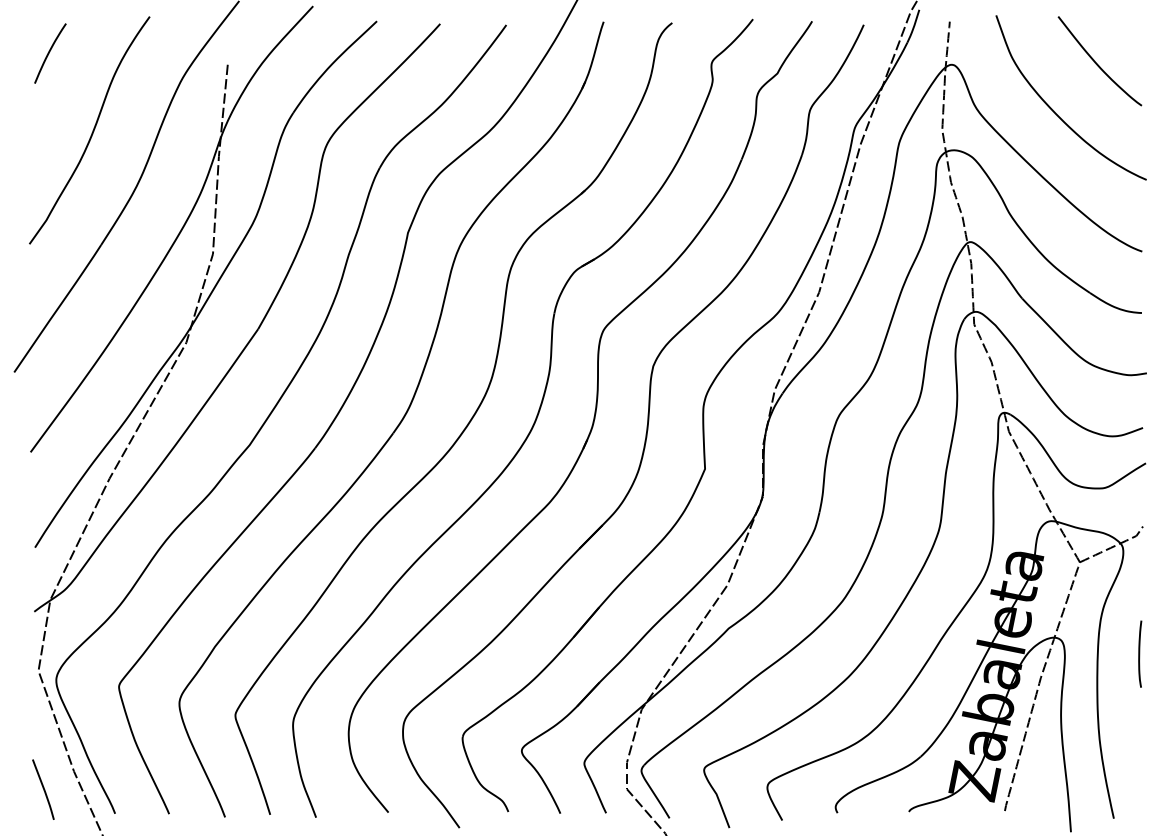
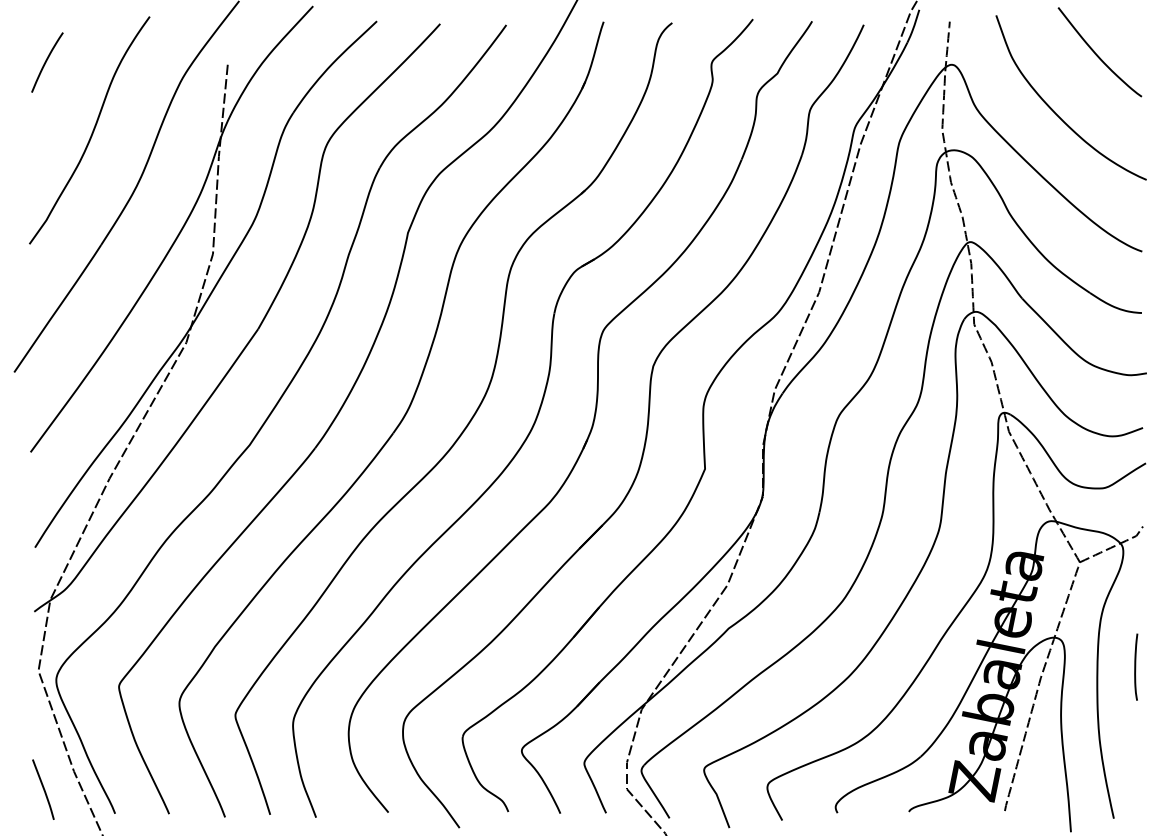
curve position: (49, 53) -> (46, 62) (46, 62)
curve position: (1097, 63) -> (1097, 54) (1097, 54)
curve position: (1140, 653) -> (1136, 666) (1136, 666)
